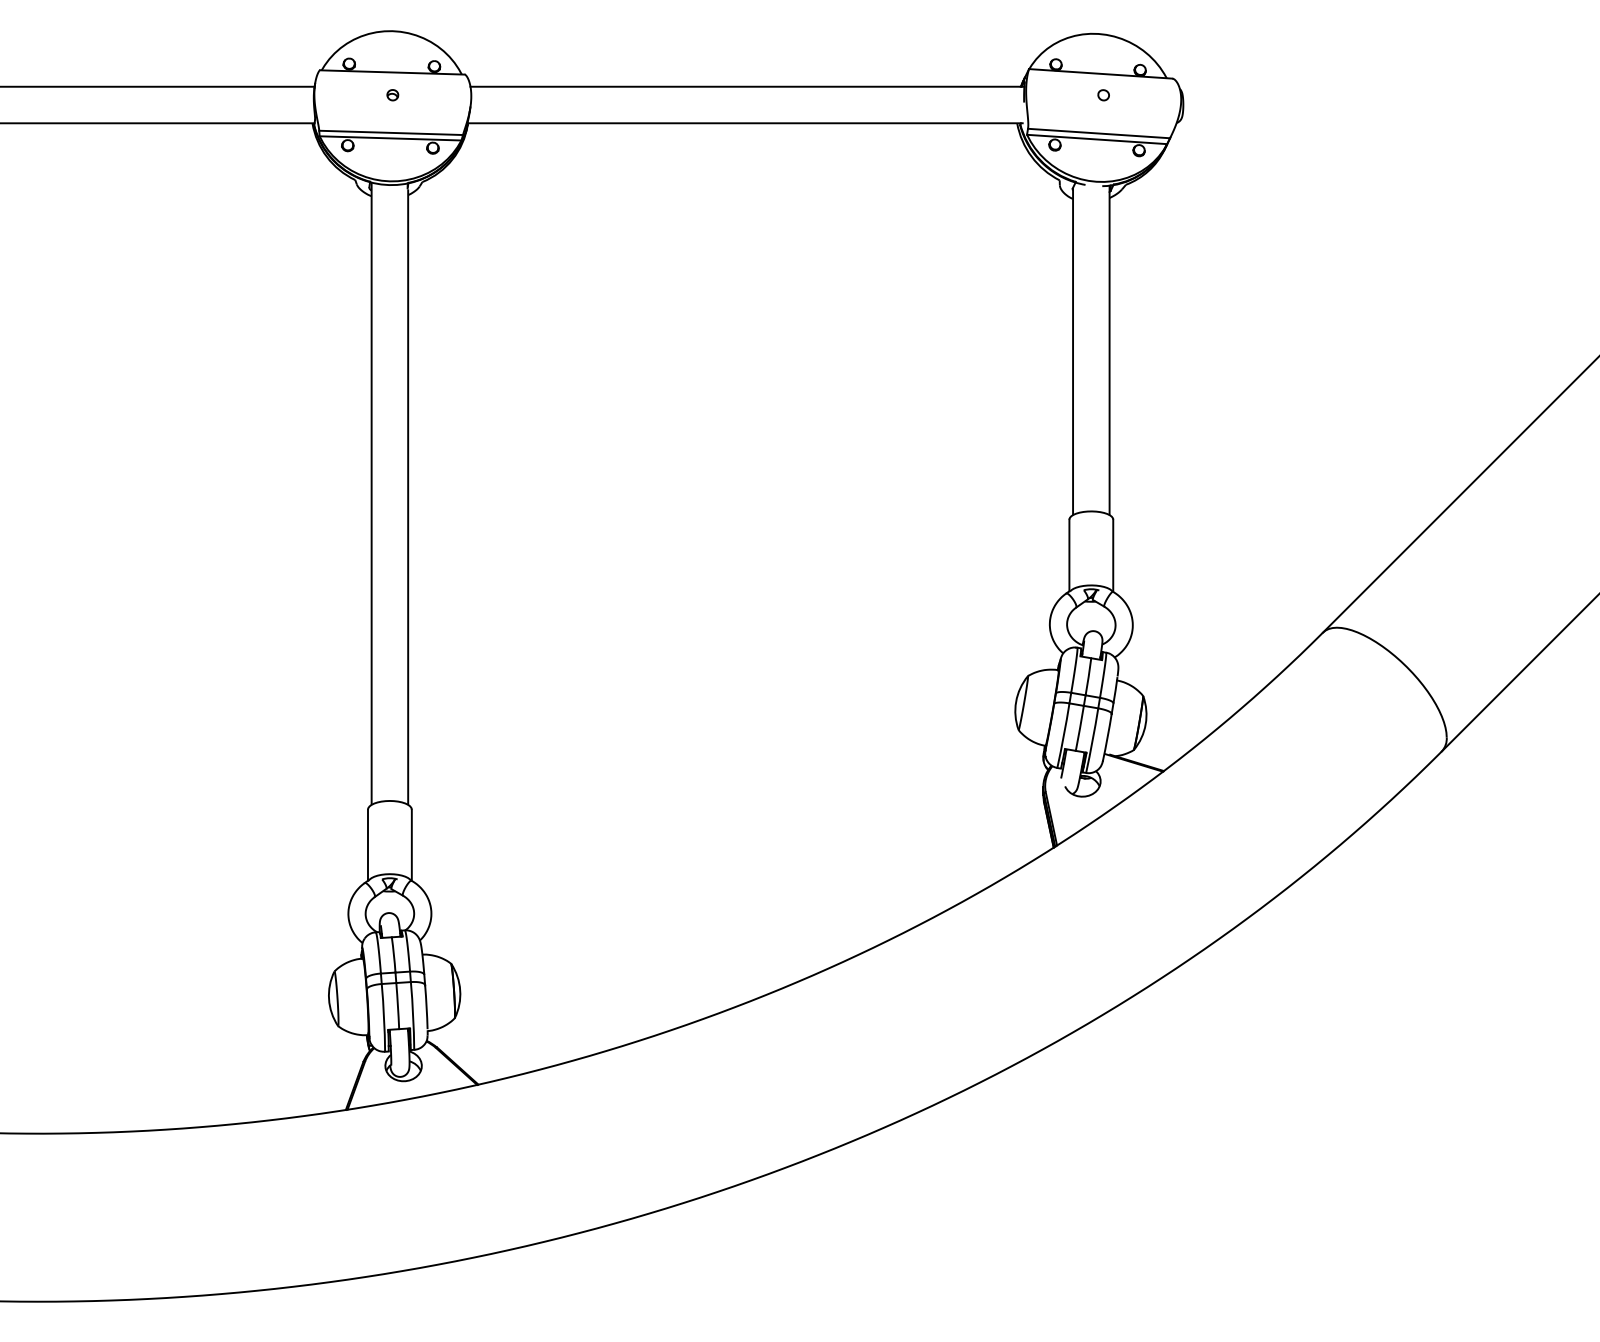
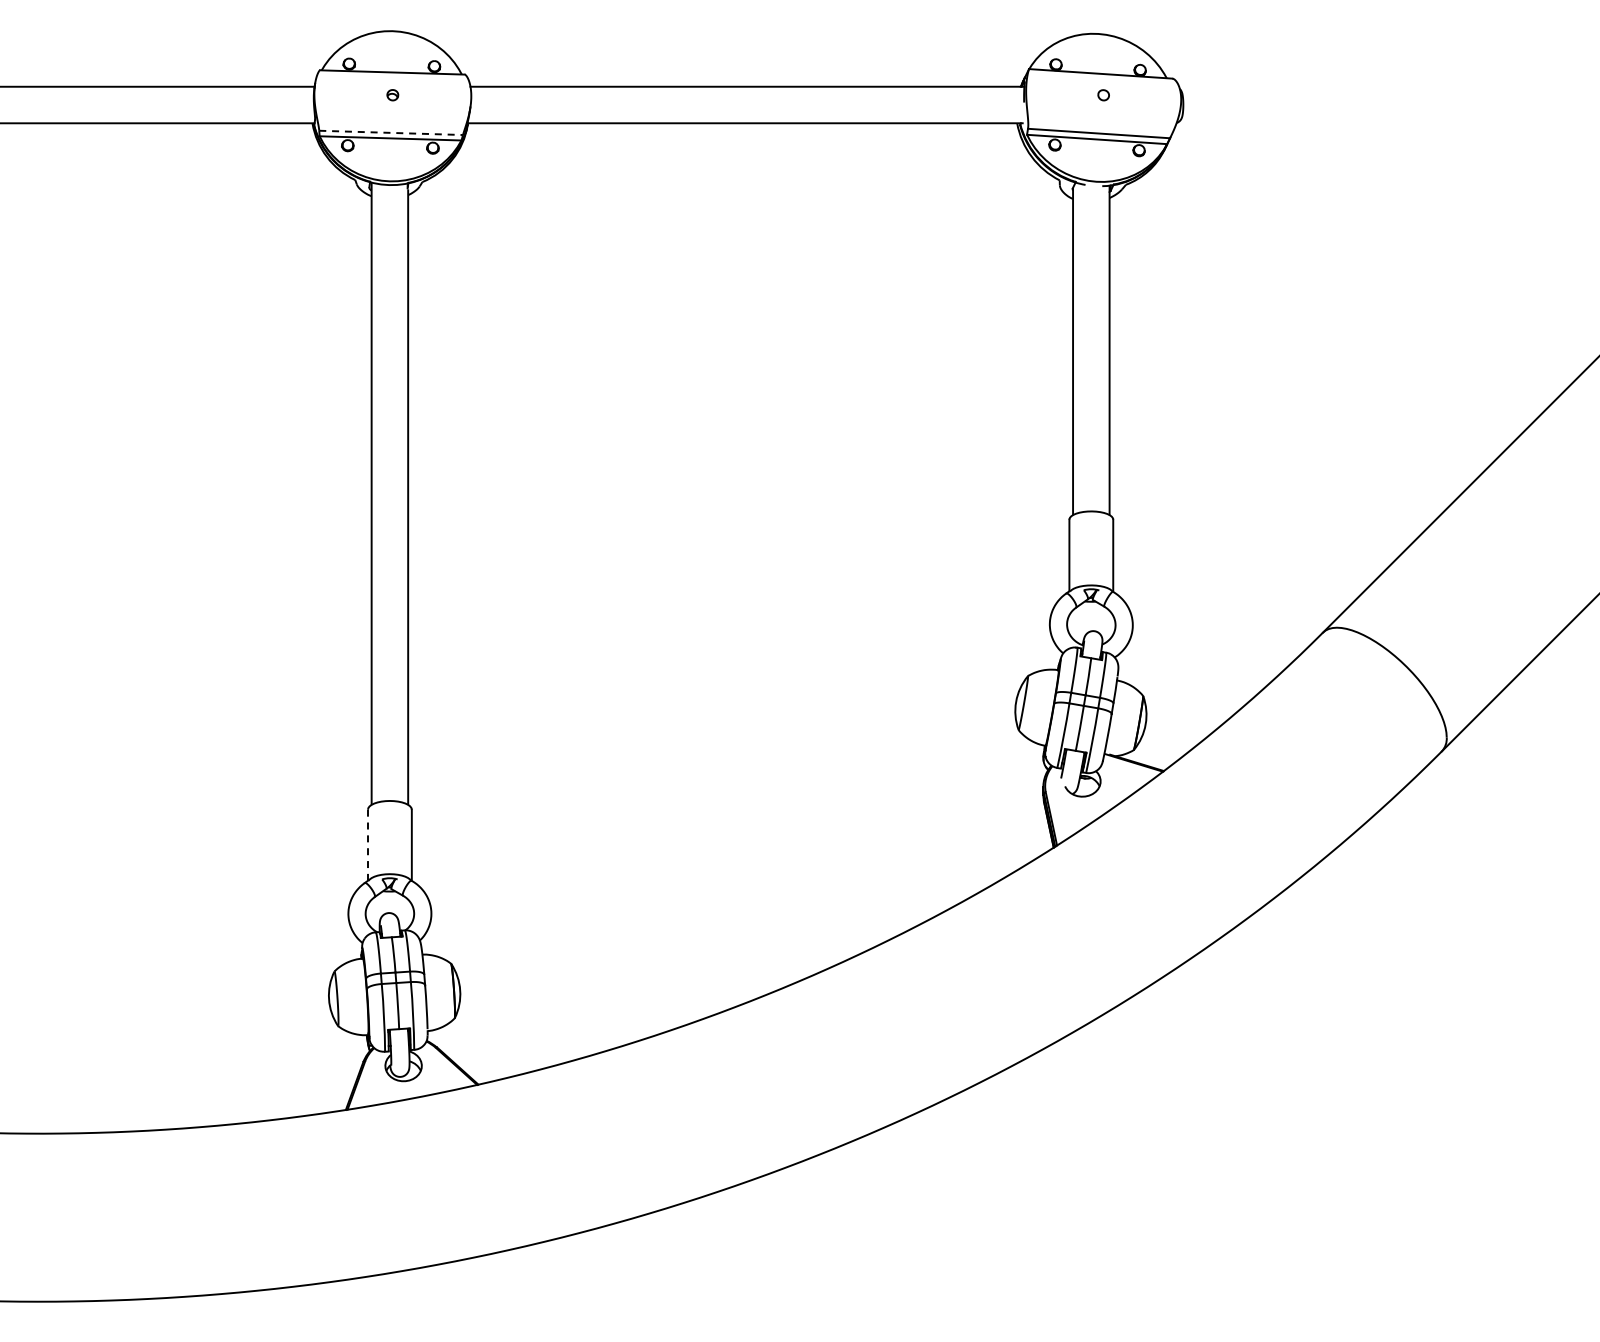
line: solid -> dashed (391, 132)
line: solid -> dashed (367, 845)
